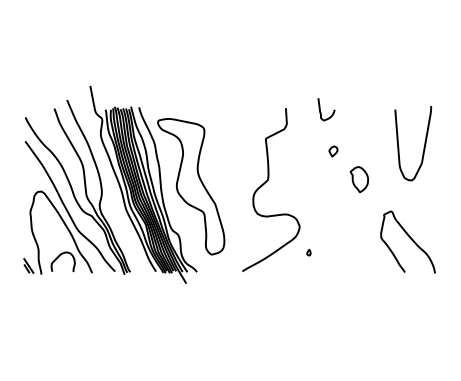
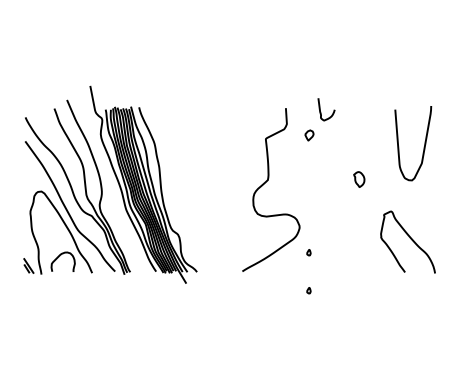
part position: (333, 151) -> (309, 135) (309, 135)
part size: 20x27 px -> 13x17 px (359, 179)
part: present -> none (191, 186)
part: none -> present (308, 290)
